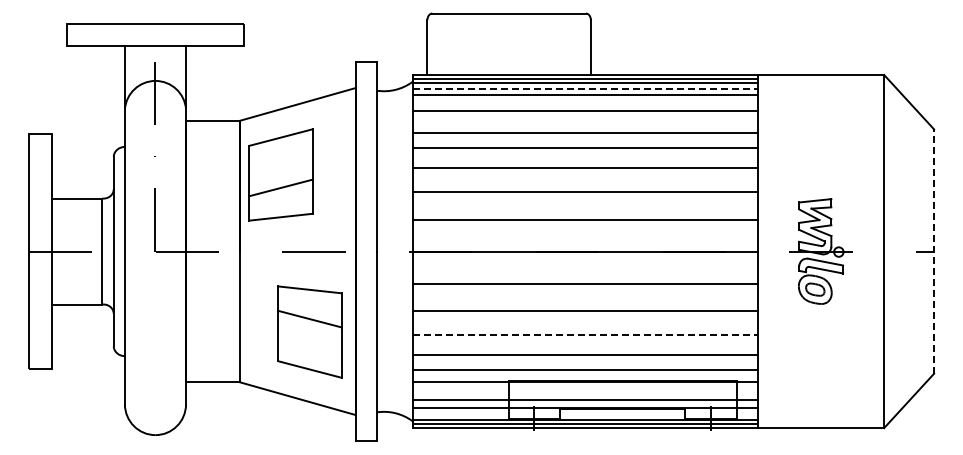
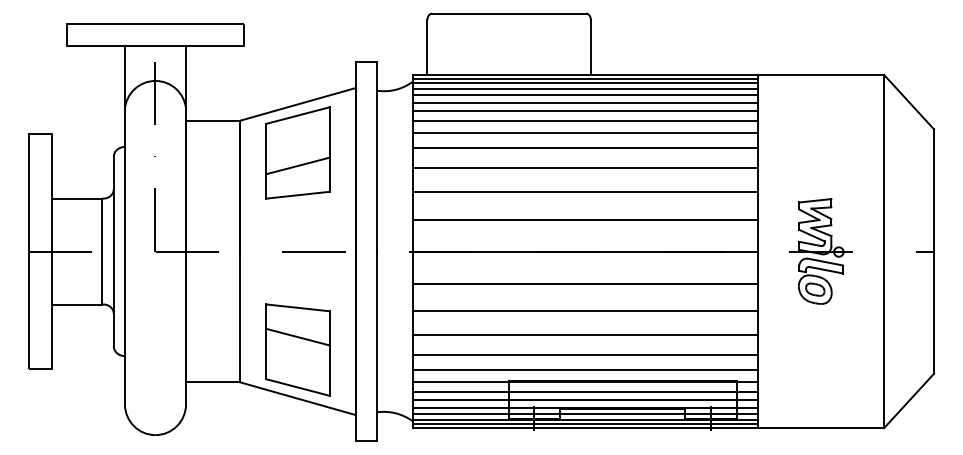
line: dashed -> solid (585, 88)
line: none -> present (585, 103)
line: none -> present (585, 121)
part position: (280, 174) -> (297, 152) (297, 152)
line: dashed -> solid (934, 251)
part position: (309, 331) -> (297, 349) (297, 349)
line: dashed -> solid (585, 335)
line: none -> present (585, 391)
line: none -> present (585, 414)
